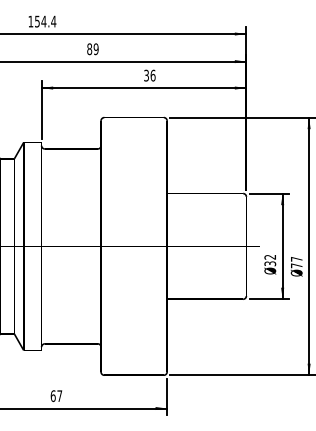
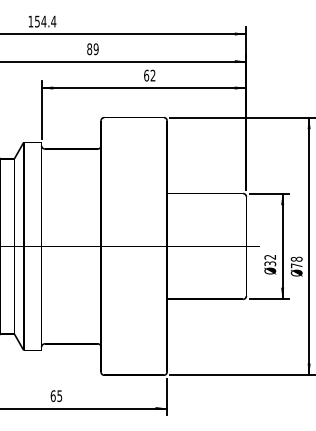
text: 36 -> 62 (149, 75)
text: 77 -> 78 (296, 258)
text: 67 -> 65 (59, 396)
